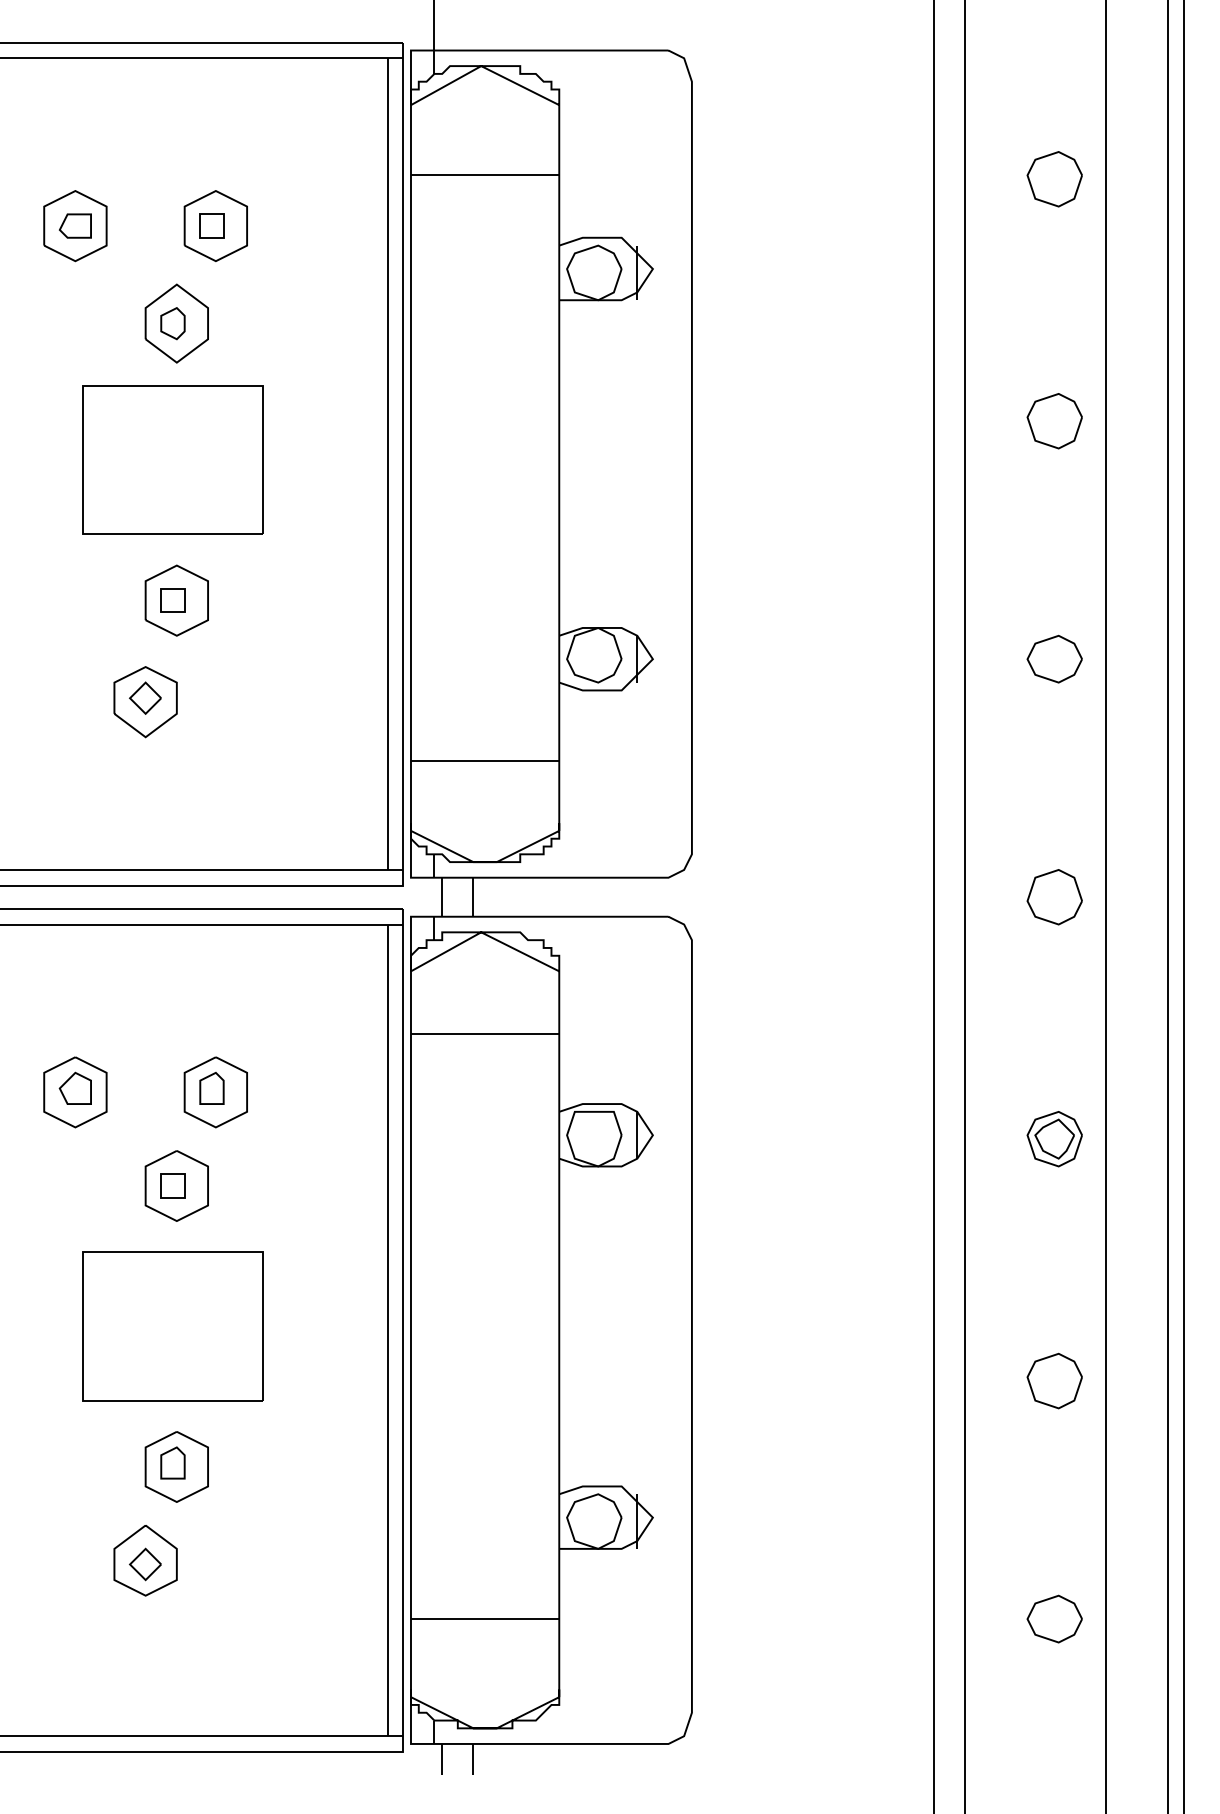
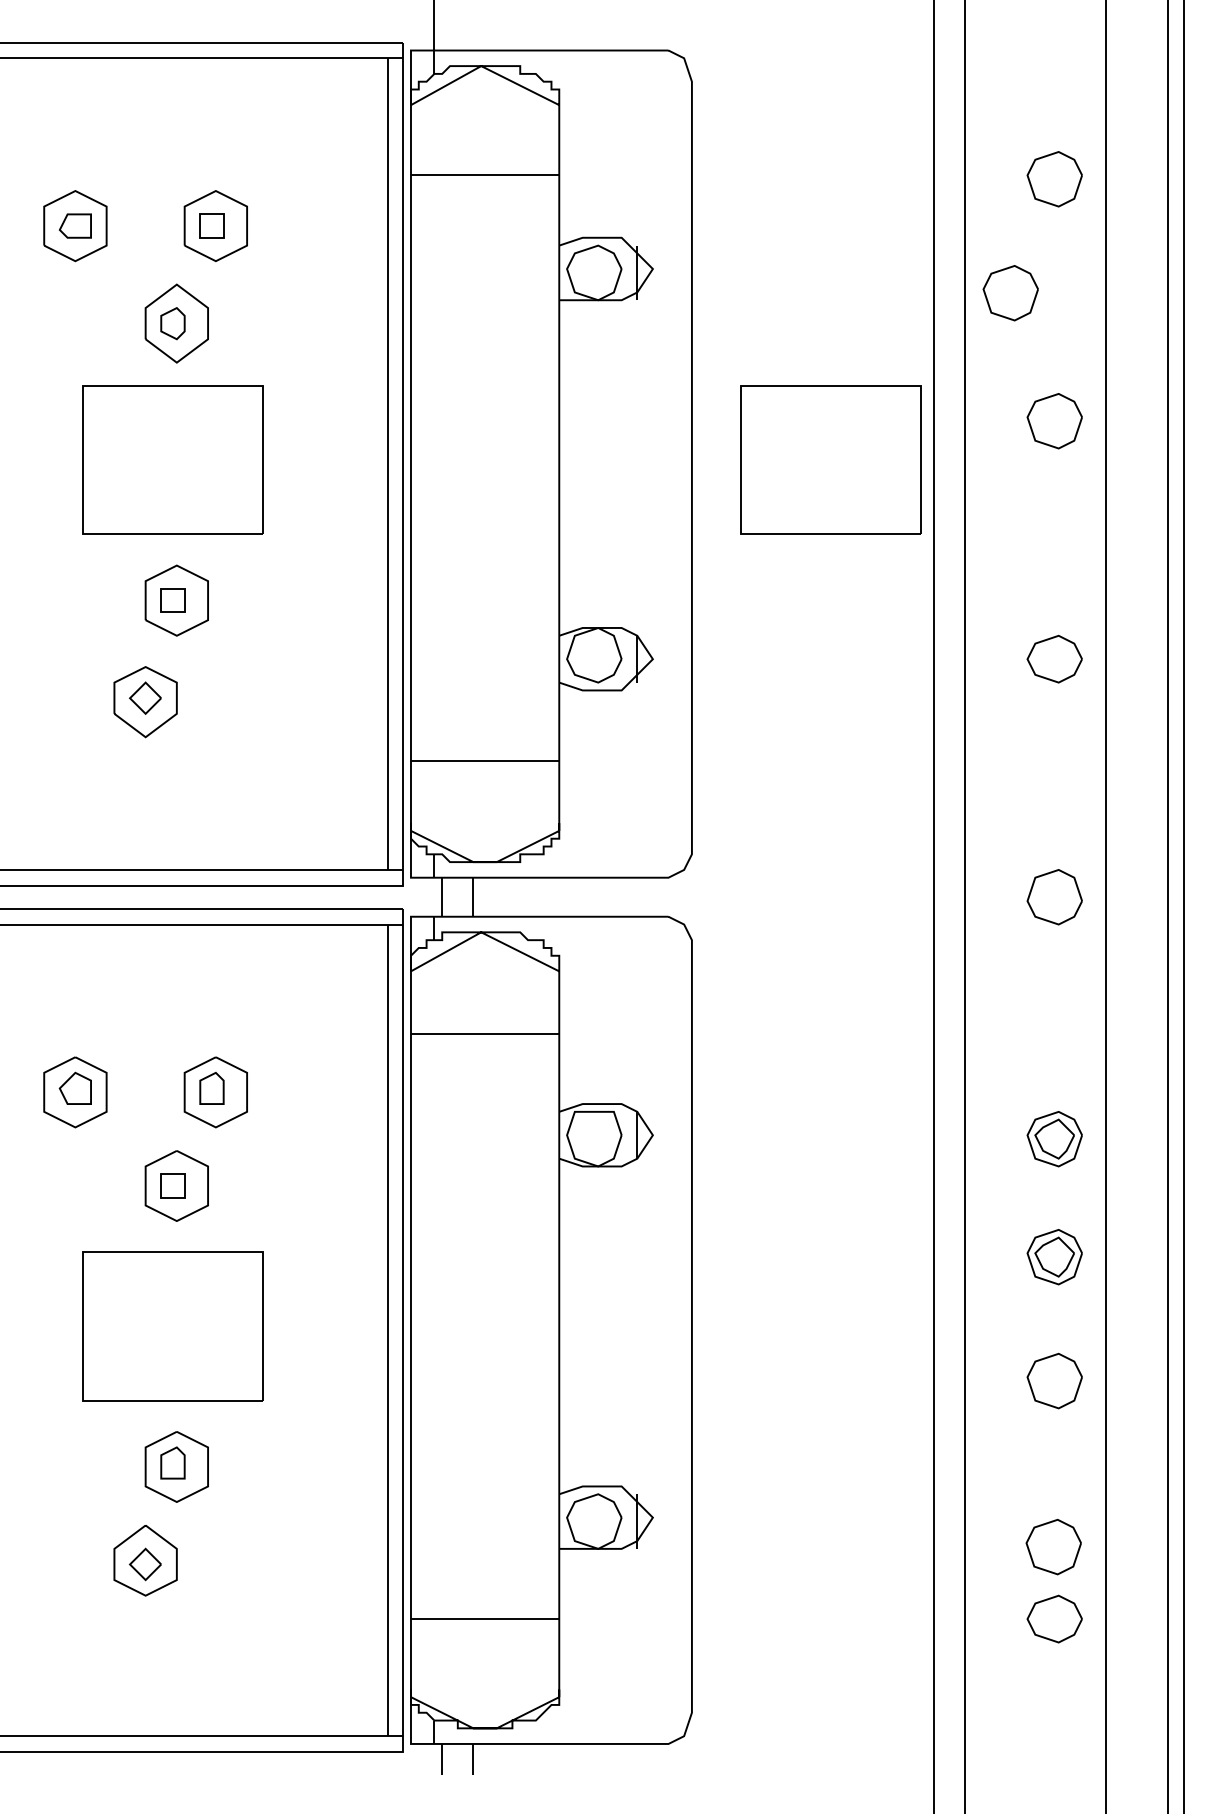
part: none -> present (1010, 293)
part: none -> present (830, 459)
part: none -> present (1054, 1257)
part: none -> present (1053, 1546)
